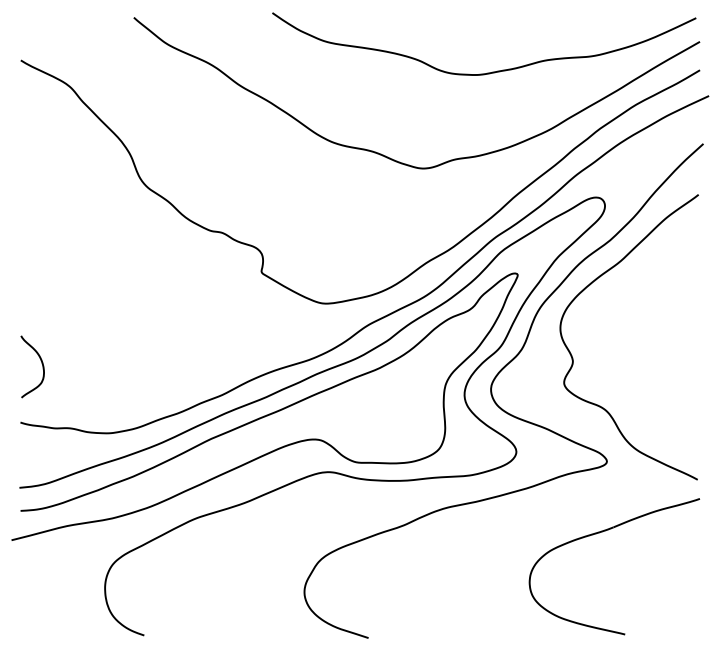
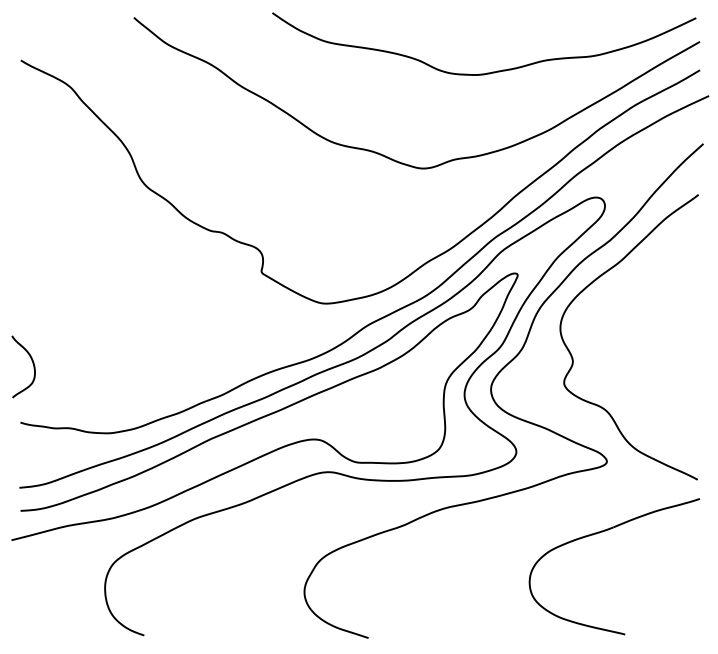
curve position: (41, 363) -> (32, 363) (32, 363)
